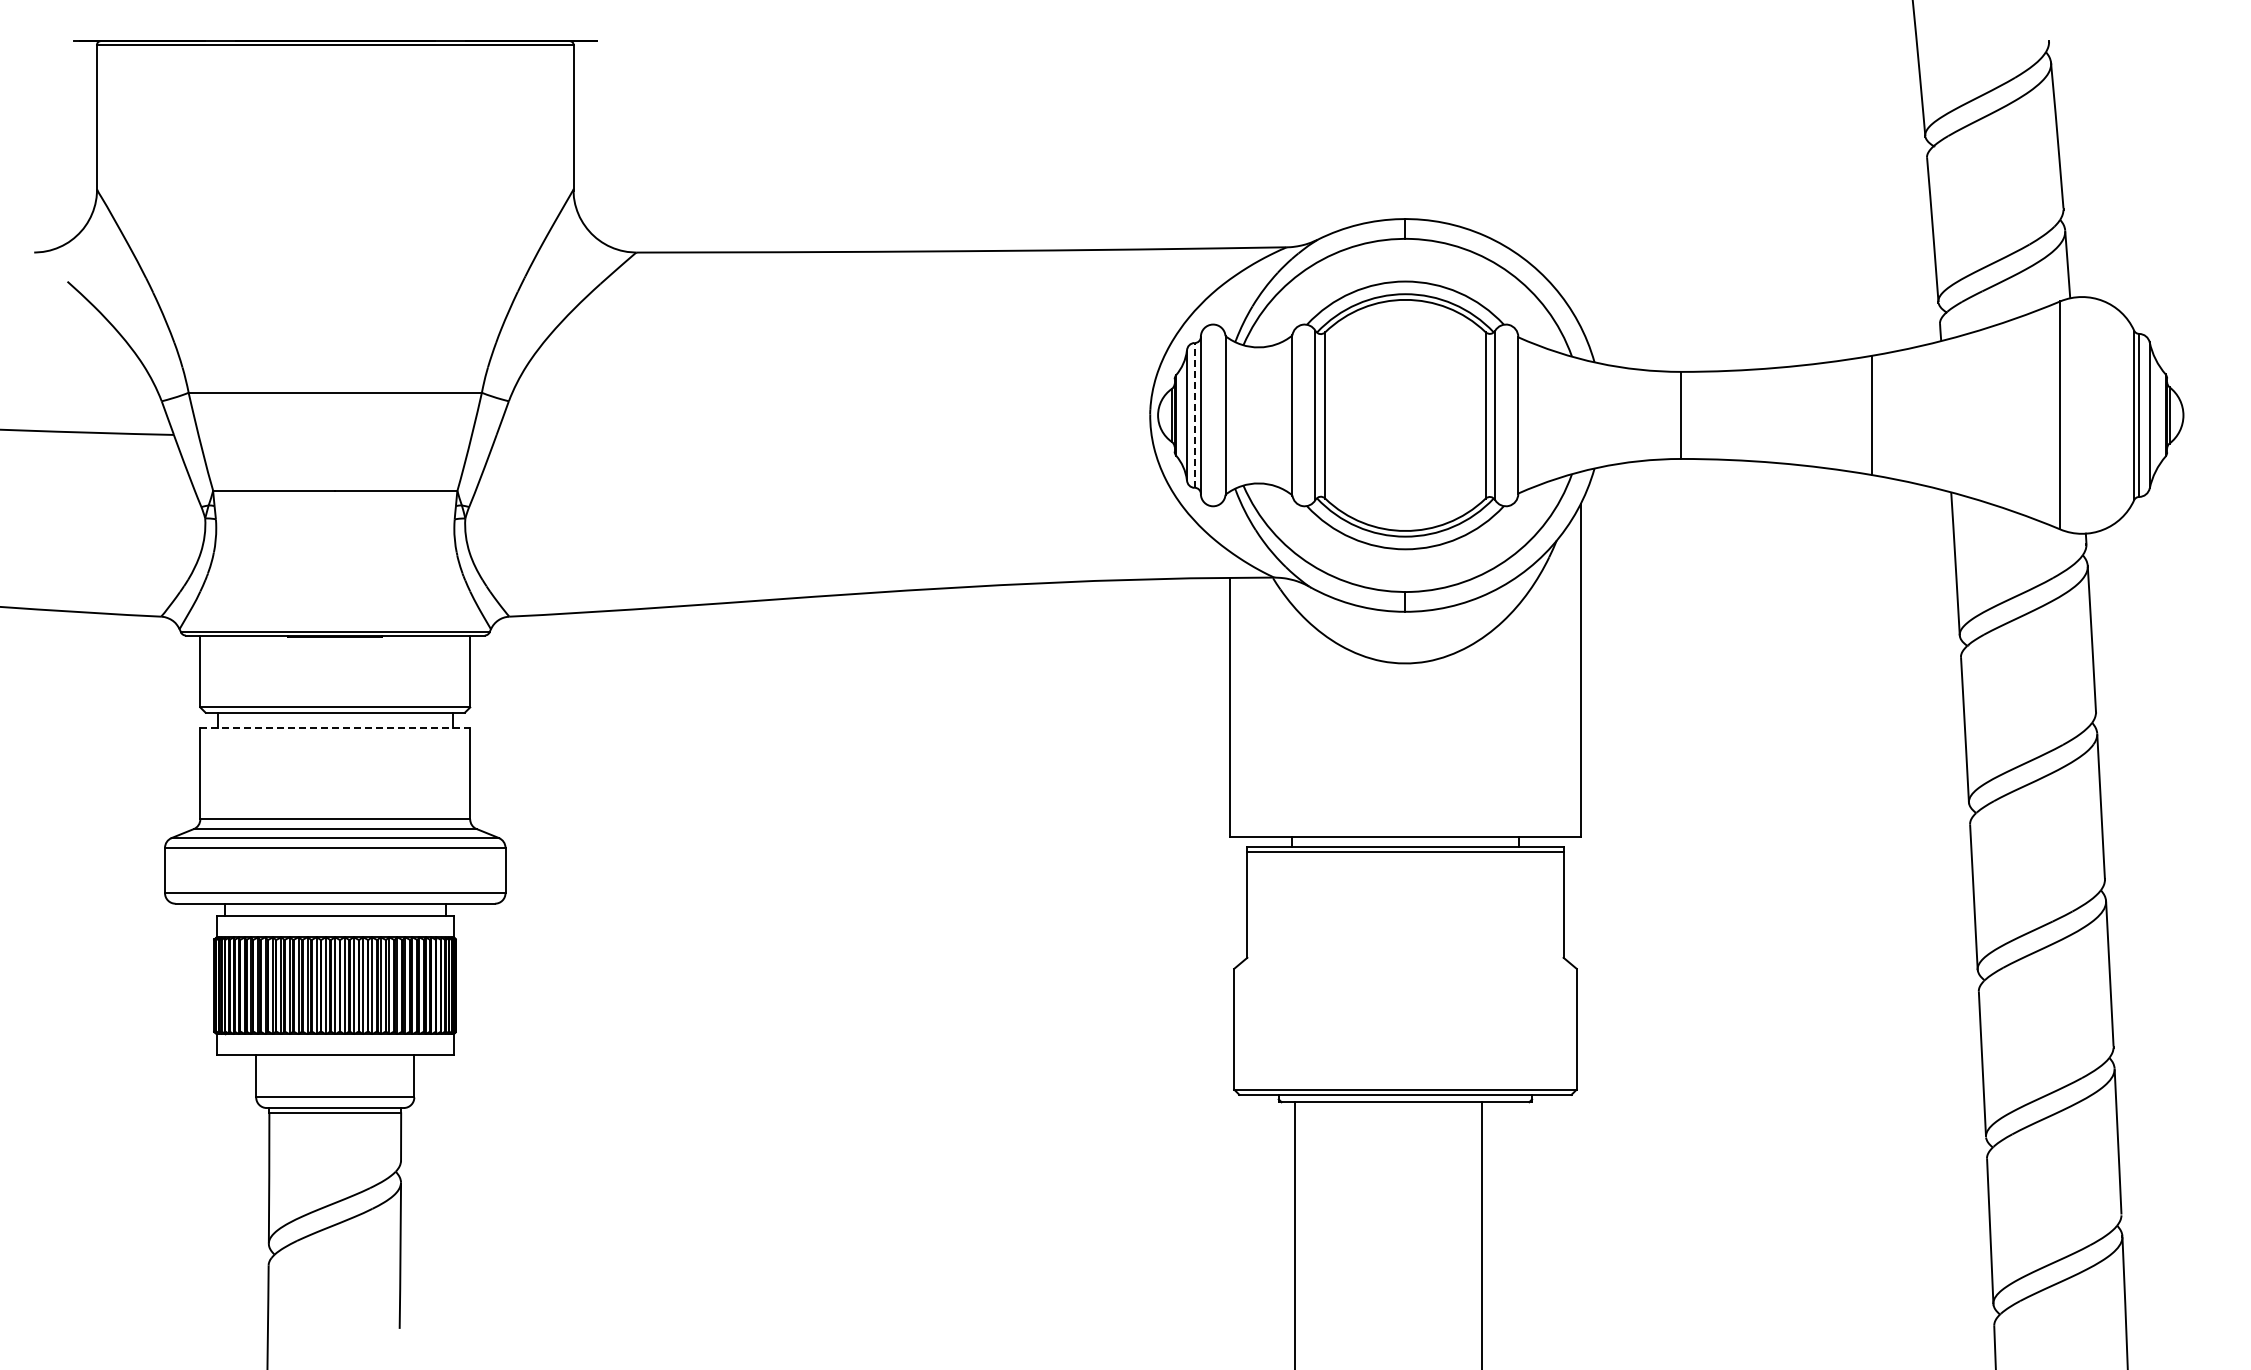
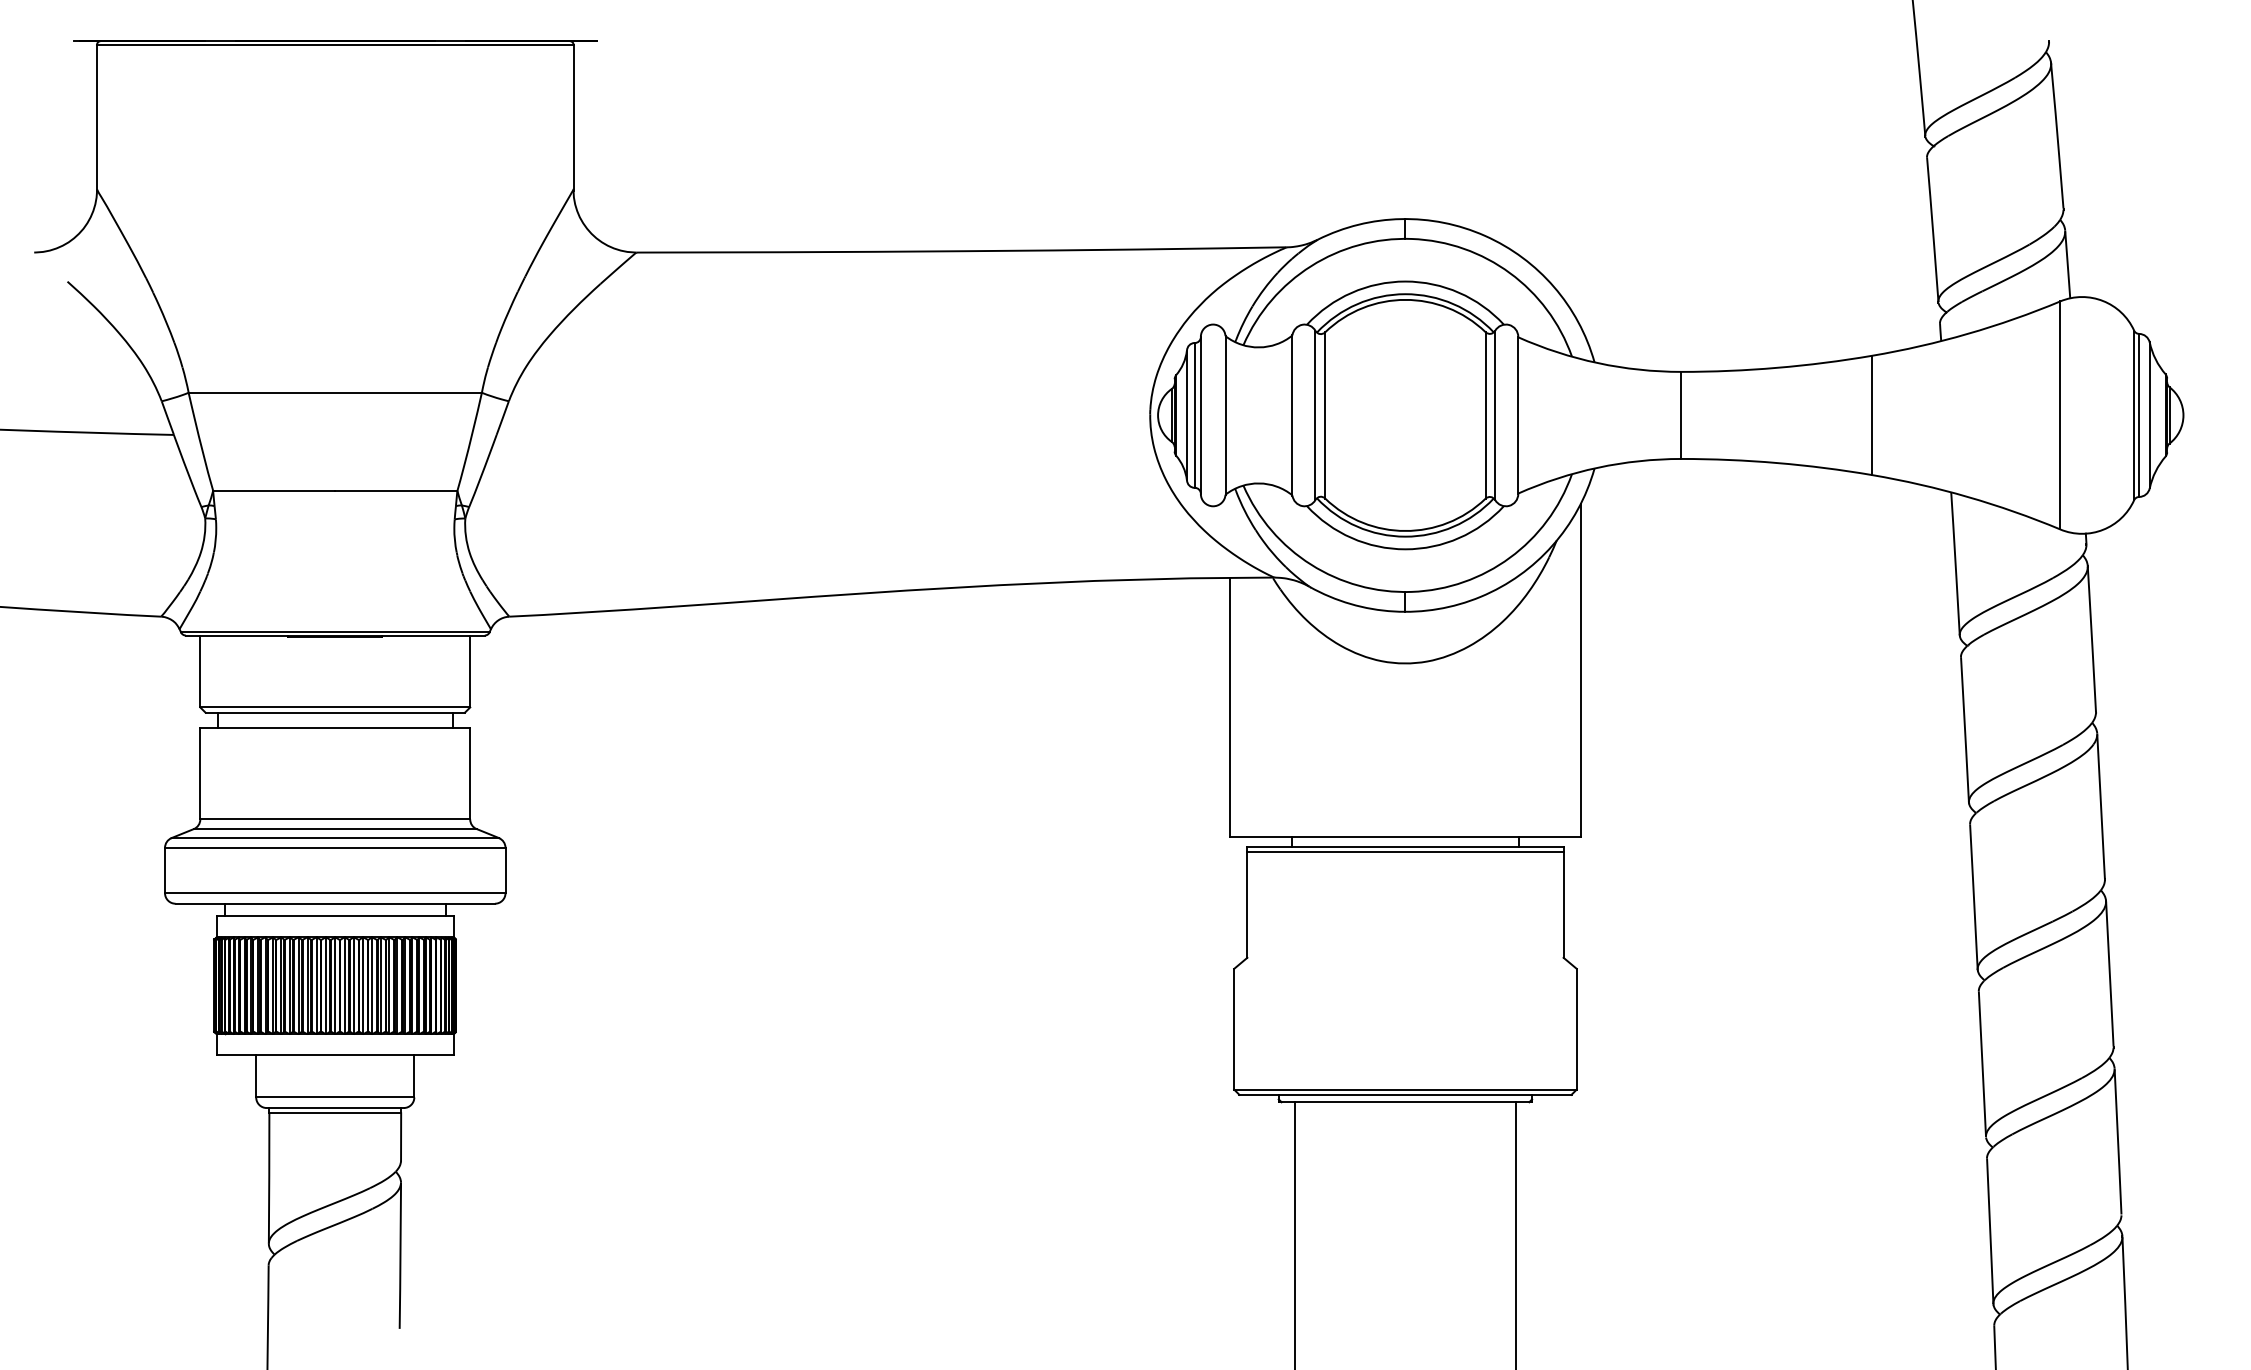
line: dashed -> solid (1194, 414)
line: dashed -> solid (335, 727)
line position: (1482, 1234) -> (1516, 1234) (1516, 1234)
